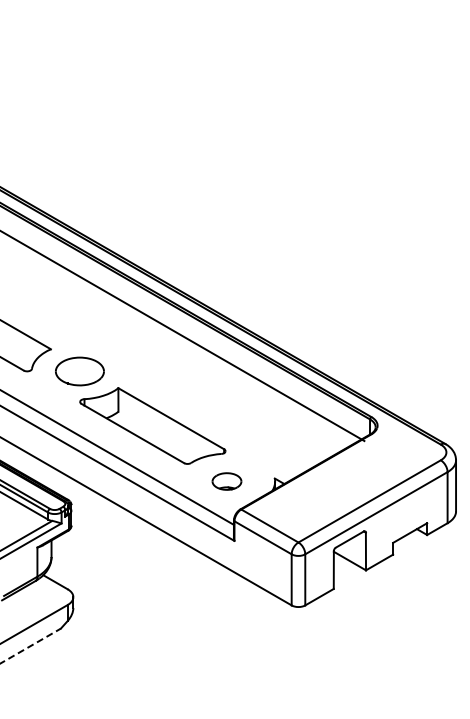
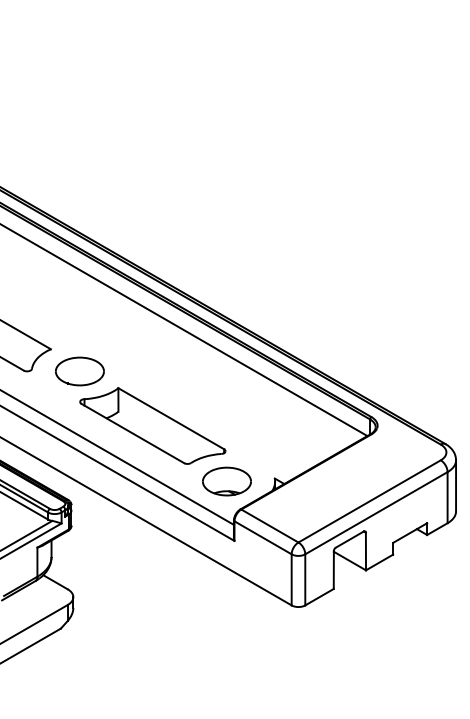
line position: (183, 336) -> (184, 330) (184, 330)
part size: 32x19 px -> 50x31 px (226, 481)
line: dashed -> solid (30, 646)
